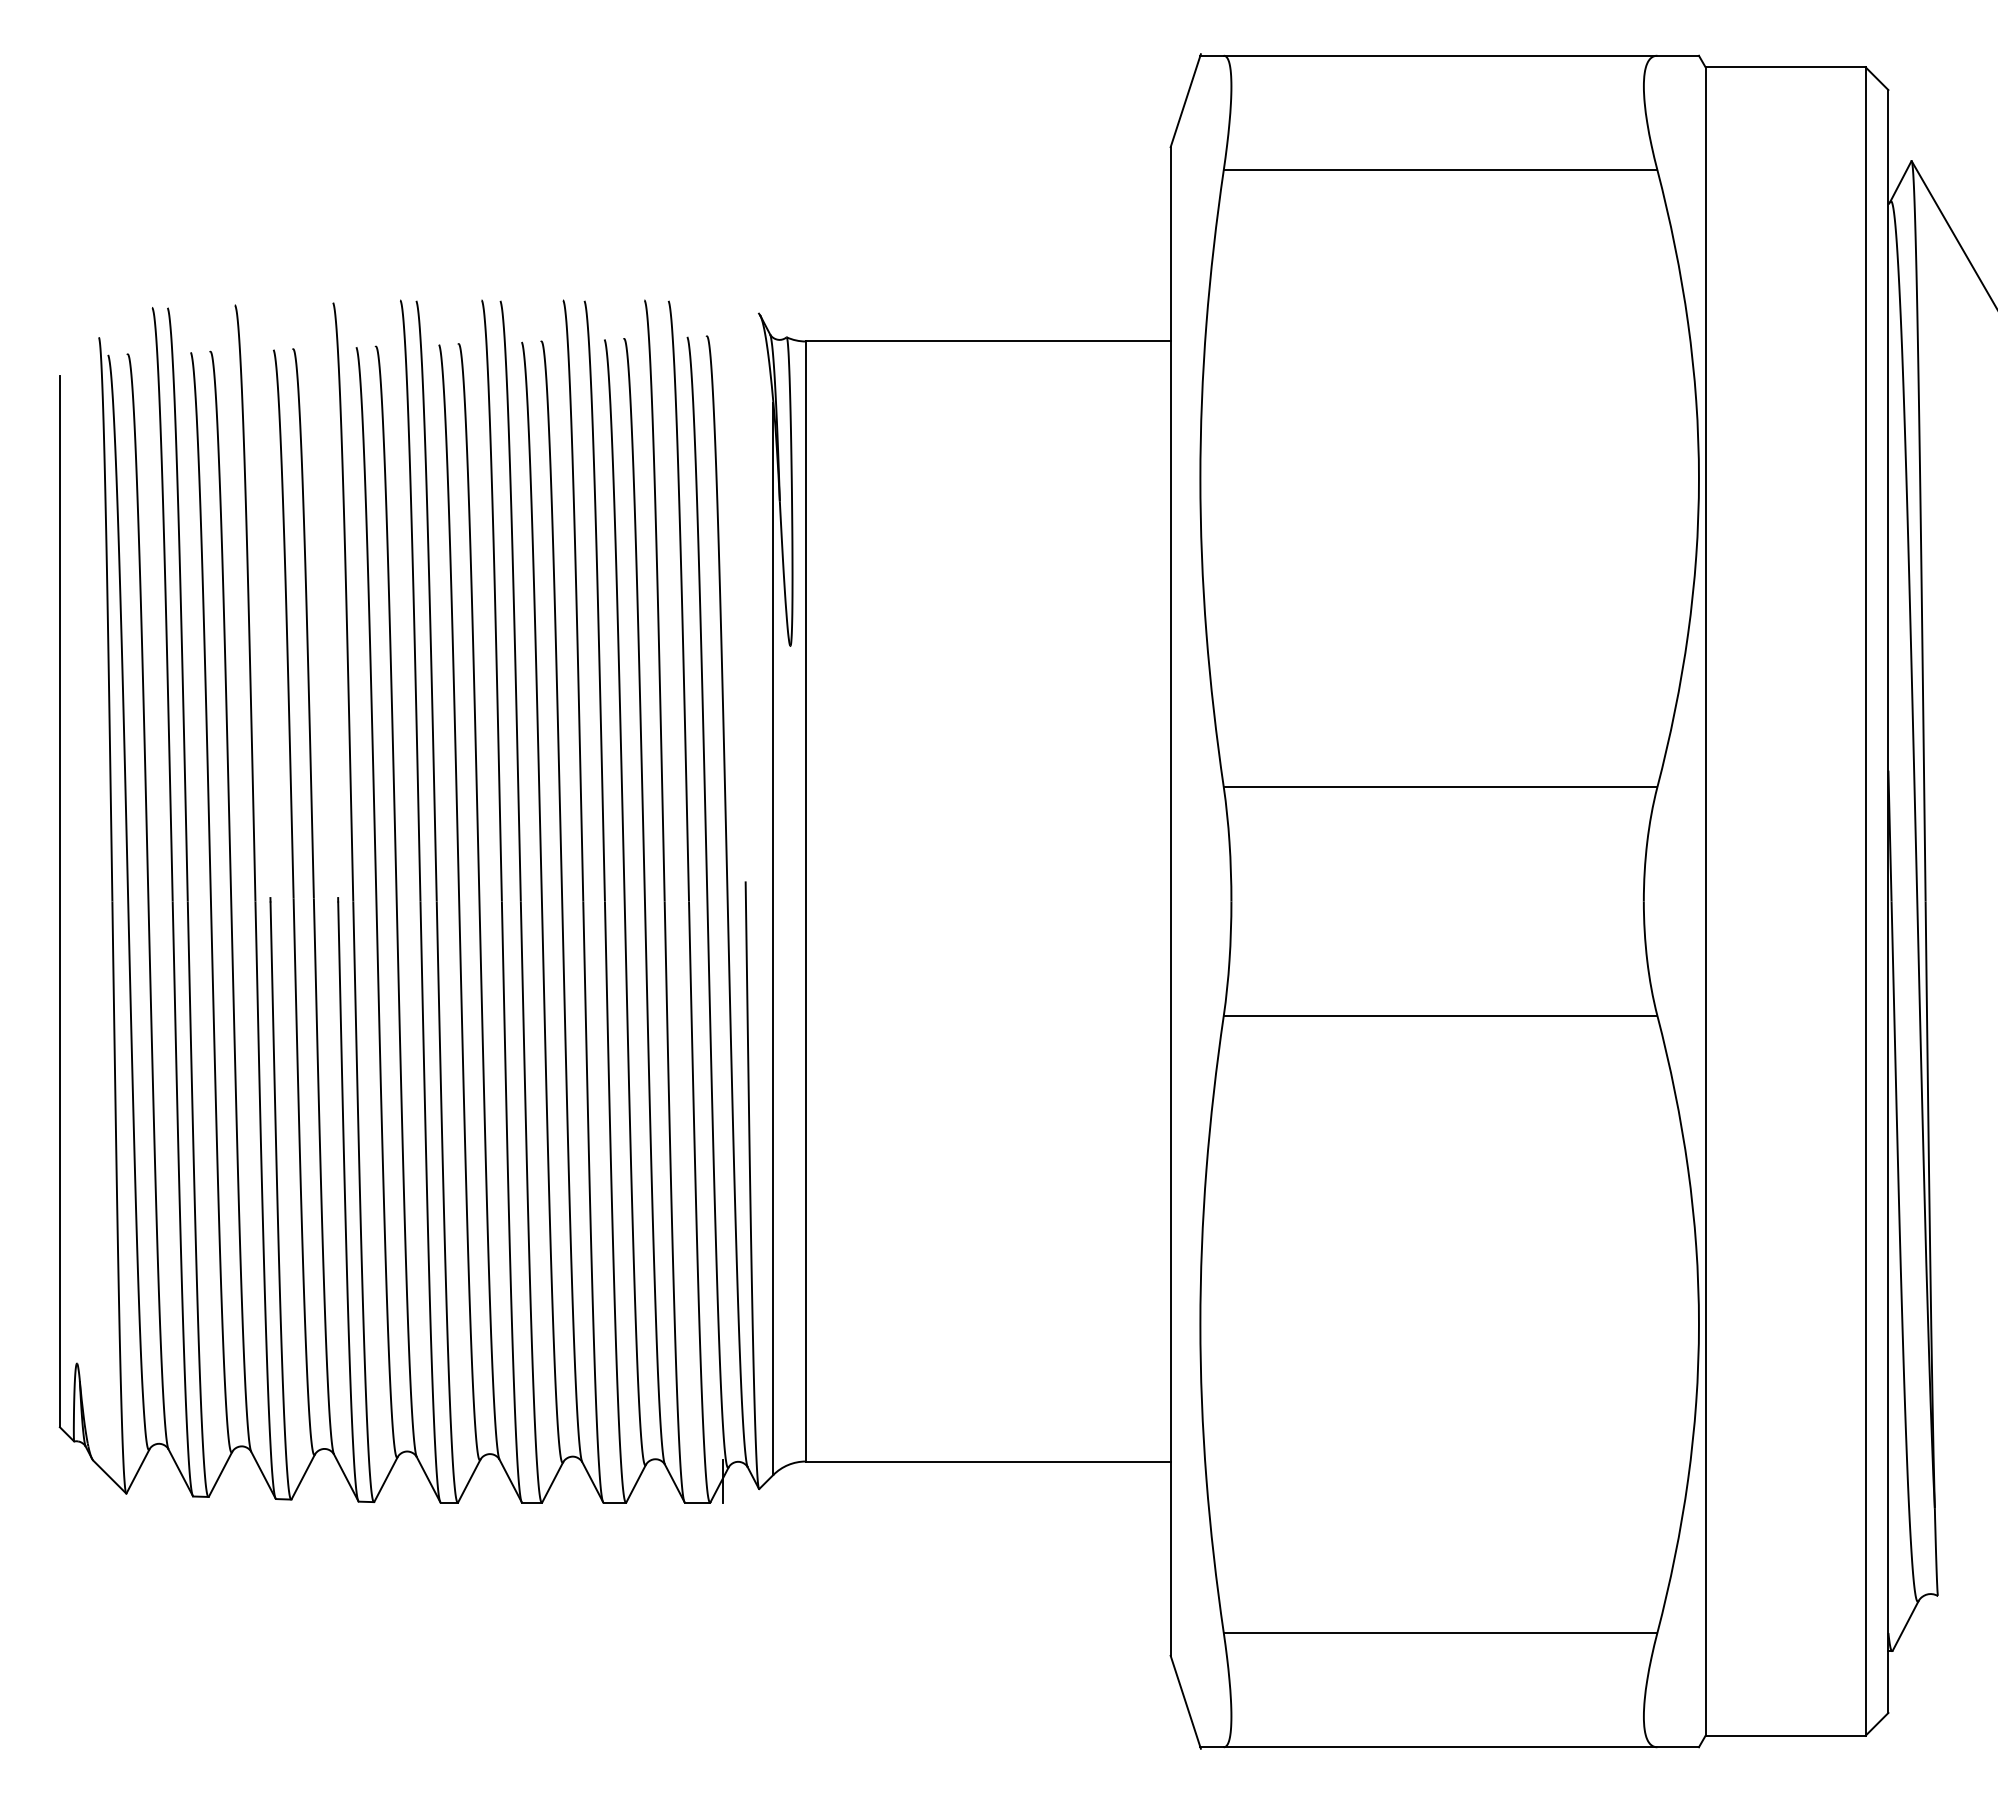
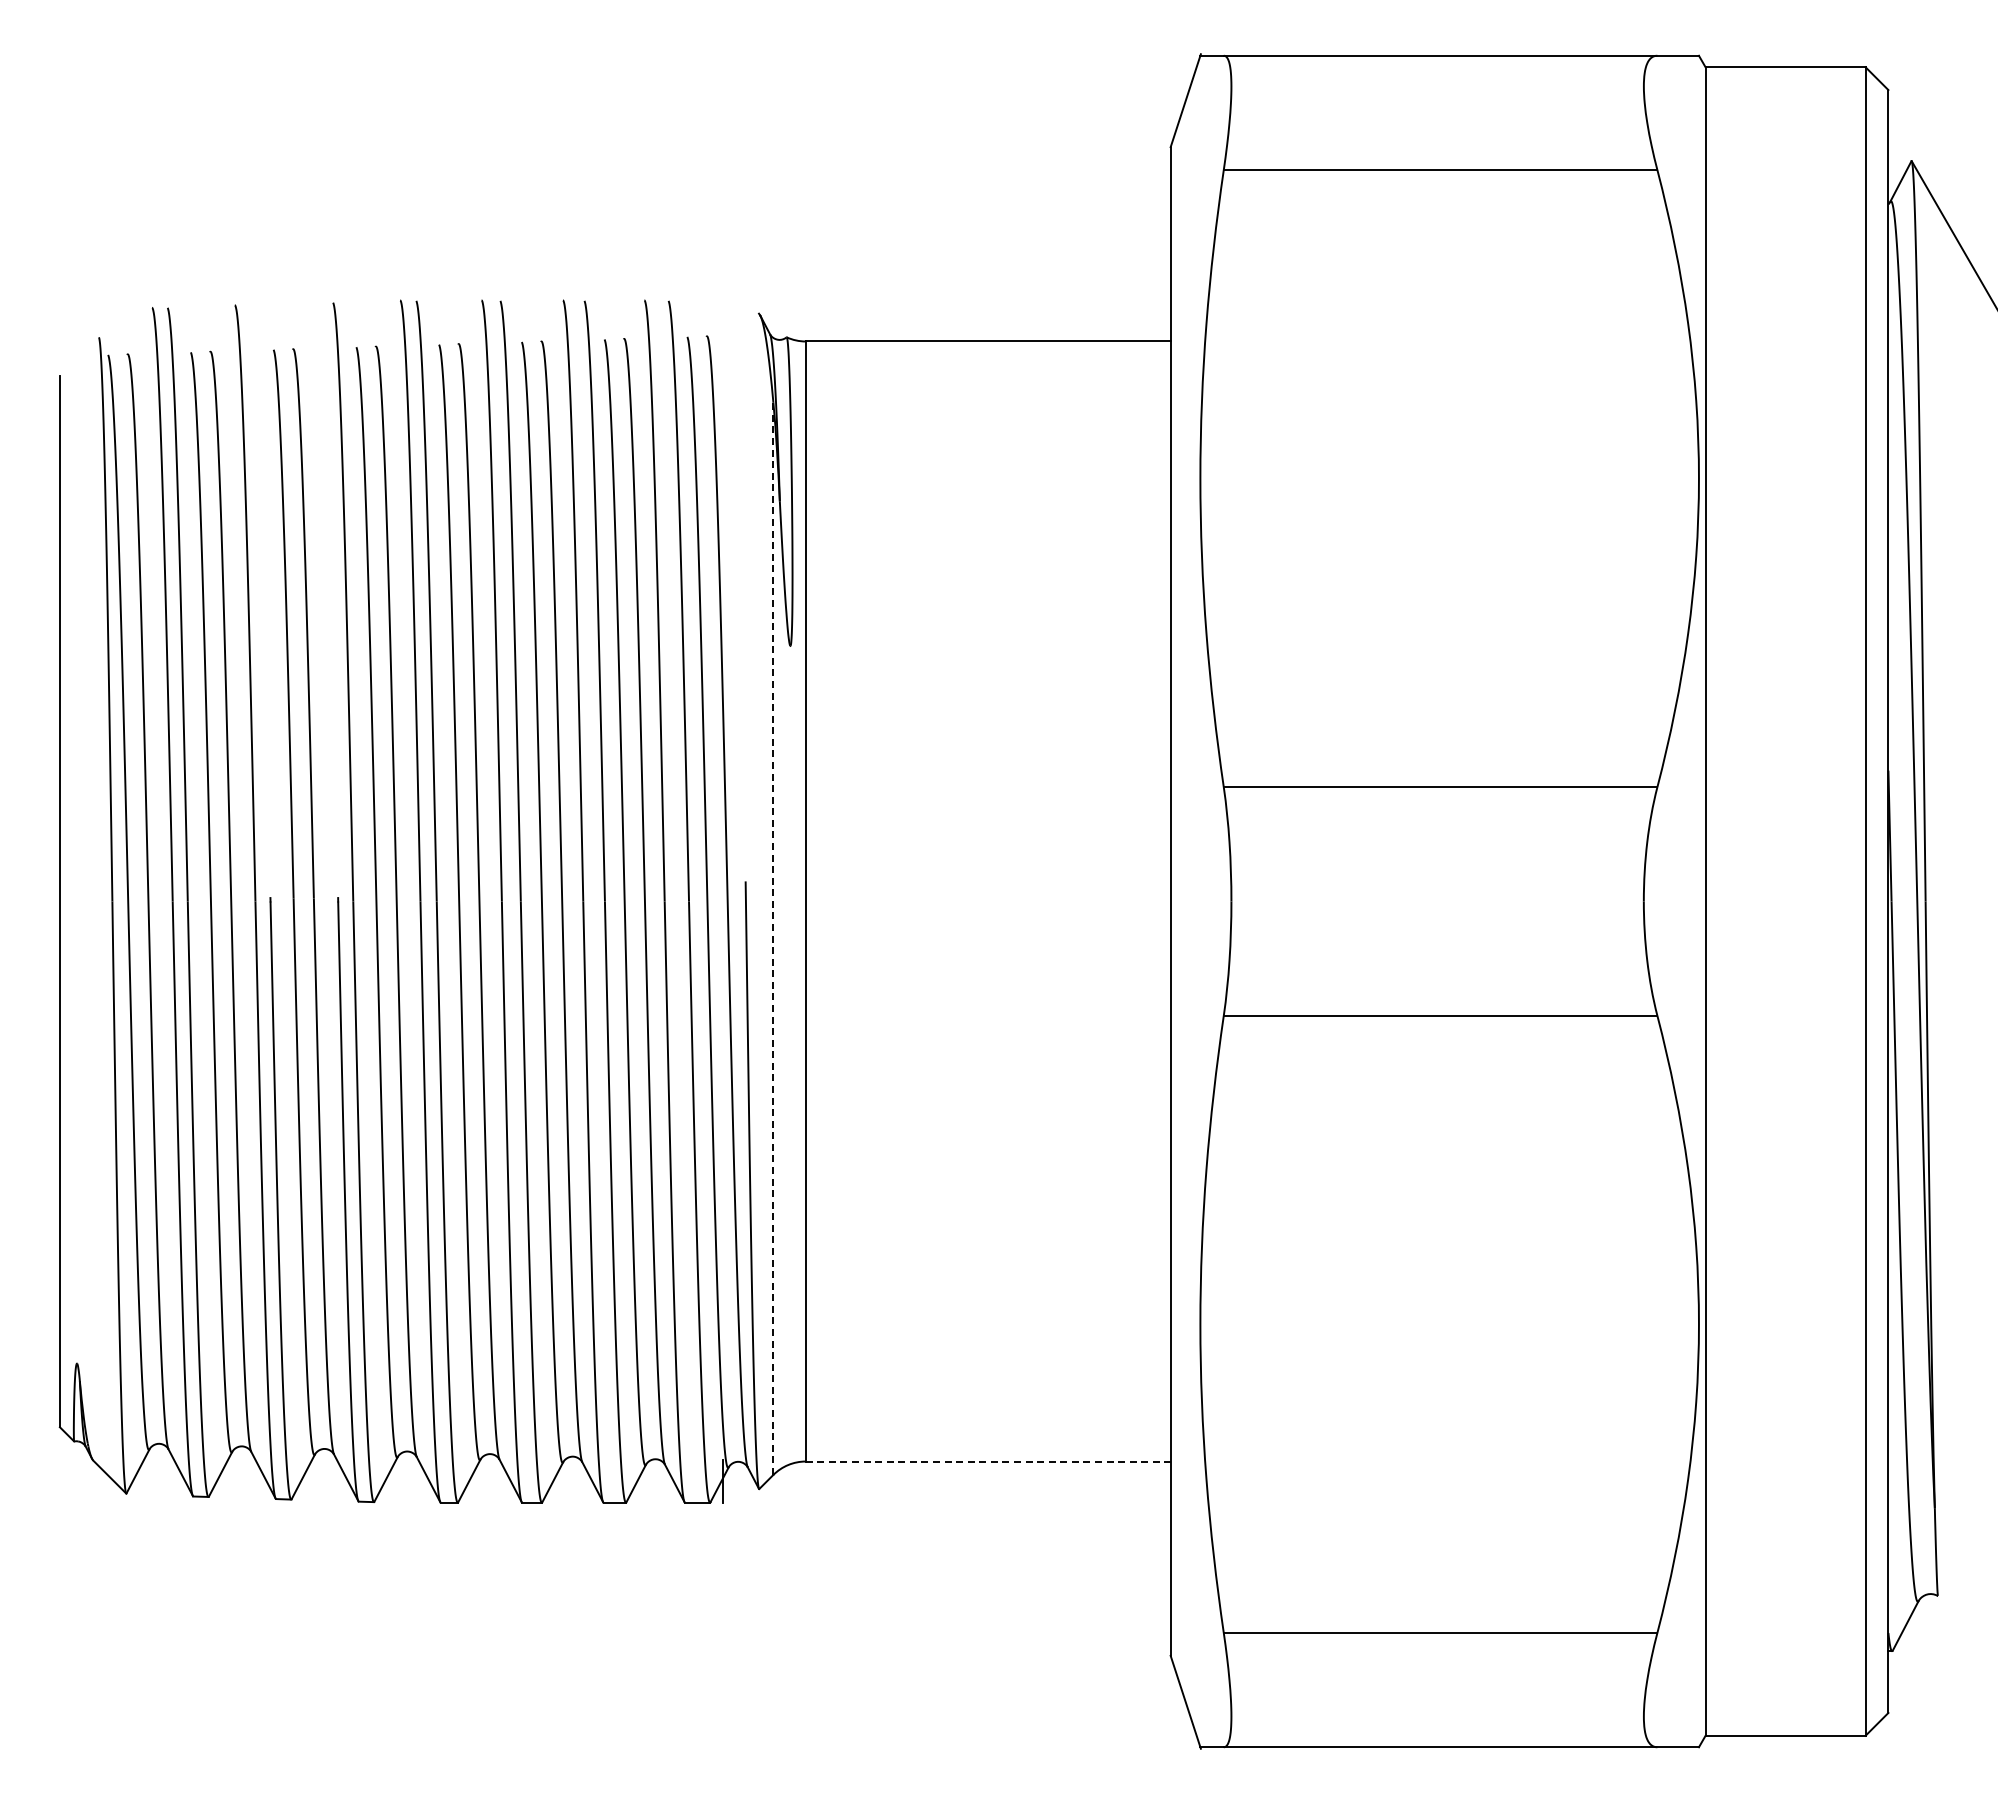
line: solid -> dashed (773, 938)
line: solid -> dashed (988, 1461)
